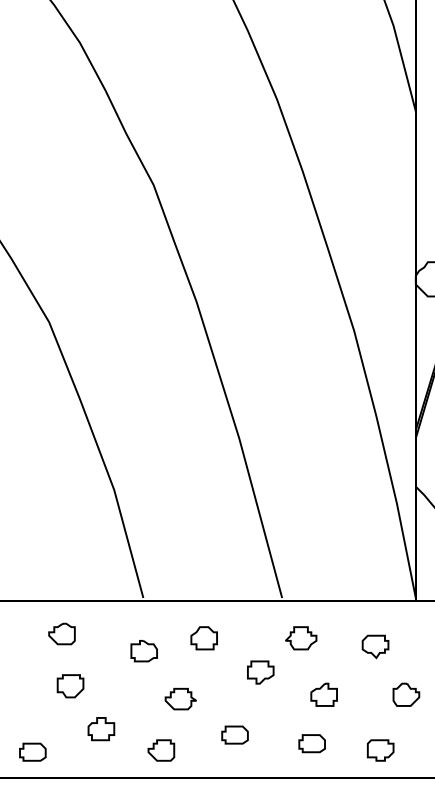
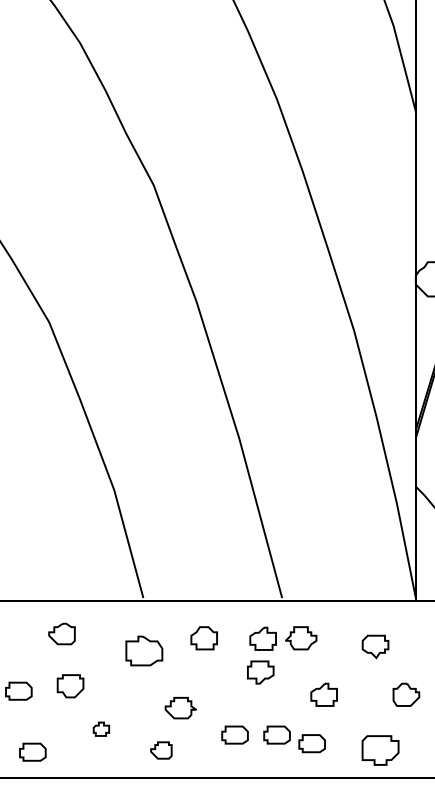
part: none -> present (262, 638)
part size: 28x23 px -> 39x32 px (144, 650)
part: none -> present (18, 690)
part position: (180, 699) -> (180, 708) (180, 708)
part size: 29x25 px -> 19x16 px (101, 728)
part: none -> present (276, 734)
part size: 29x23 px -> 23x19 px (161, 750)
part size: 28x23 px -> 39x31 px (380, 750)
